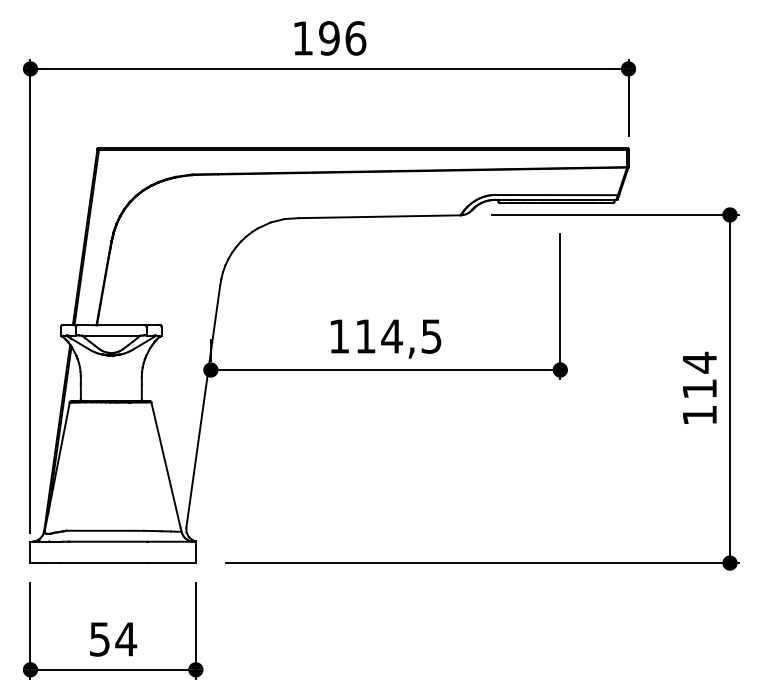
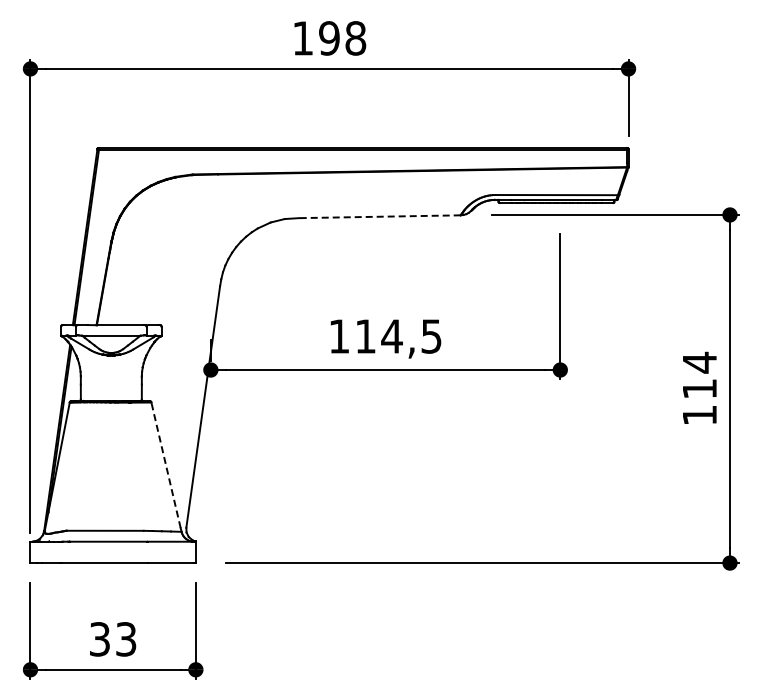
text: 196 -> 198 (355, 38)
line: solid -> dashed (379, 216)
line: solid -> dashed (165, 464)
text: 54 -> 33 (113, 639)
